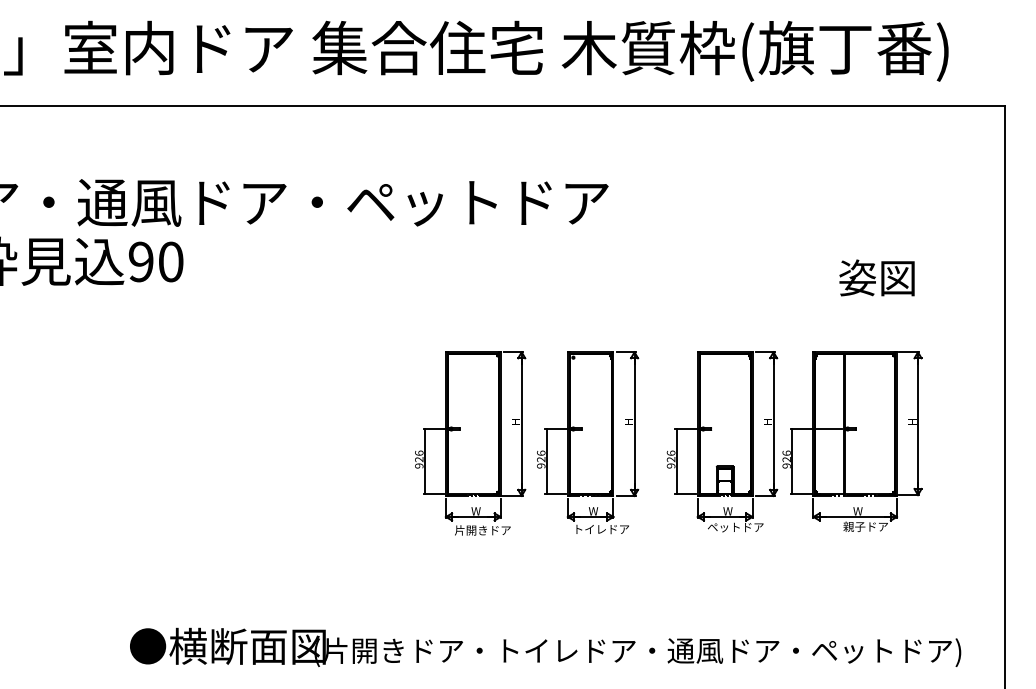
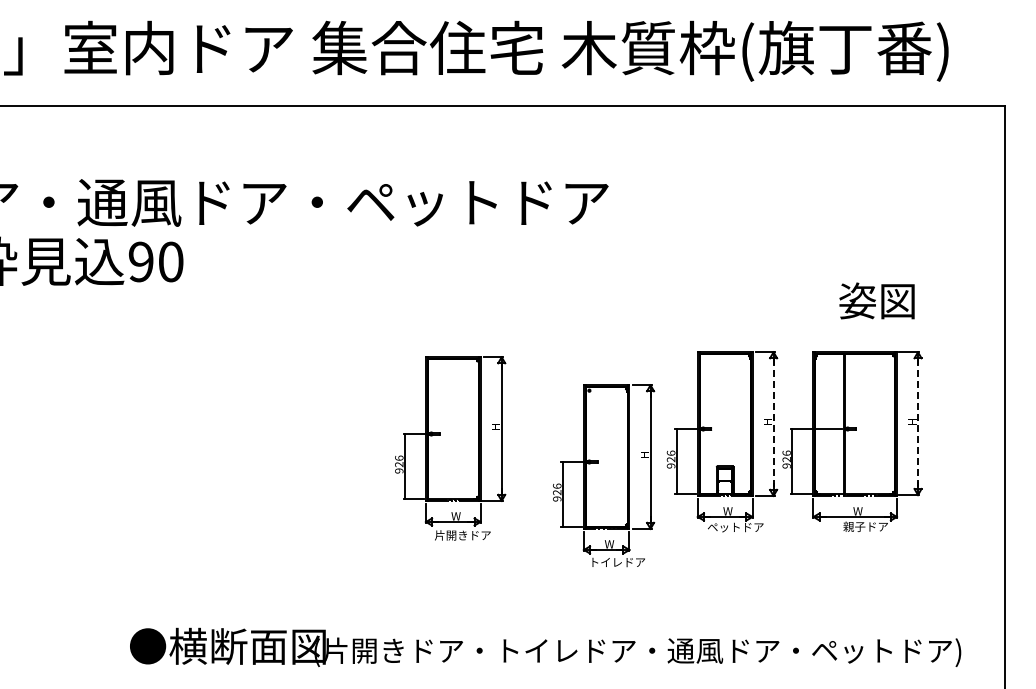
text position: (876, 277) -> (876, 300) (876, 300)
line: solid -> dashed (773, 424)
line: solid -> dashed (918, 424)
part position: (588, 442) -> (604, 475) (604, 475)
part position: (470, 443) -> (450, 448) (450, 448)
